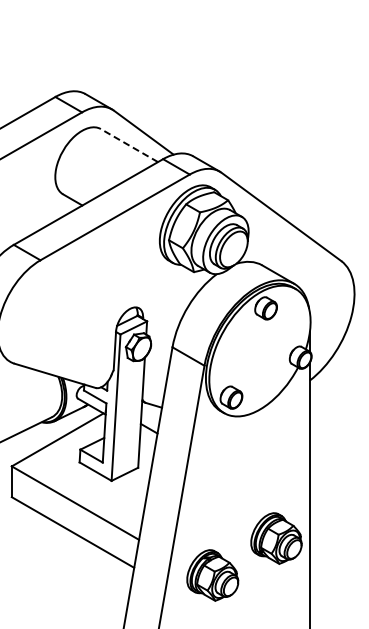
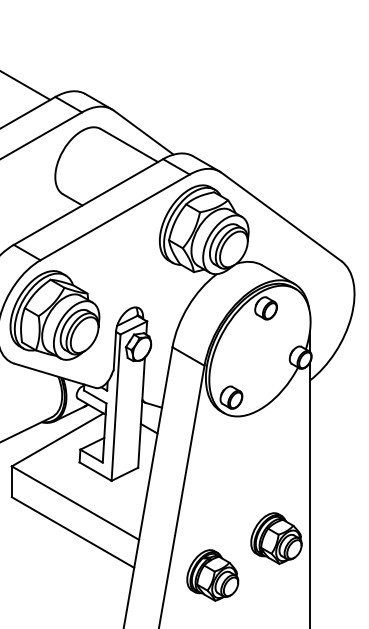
line: none -> present (26, 85)
line: dashed -> solid (129, 145)
part: none -> present (54, 315)
